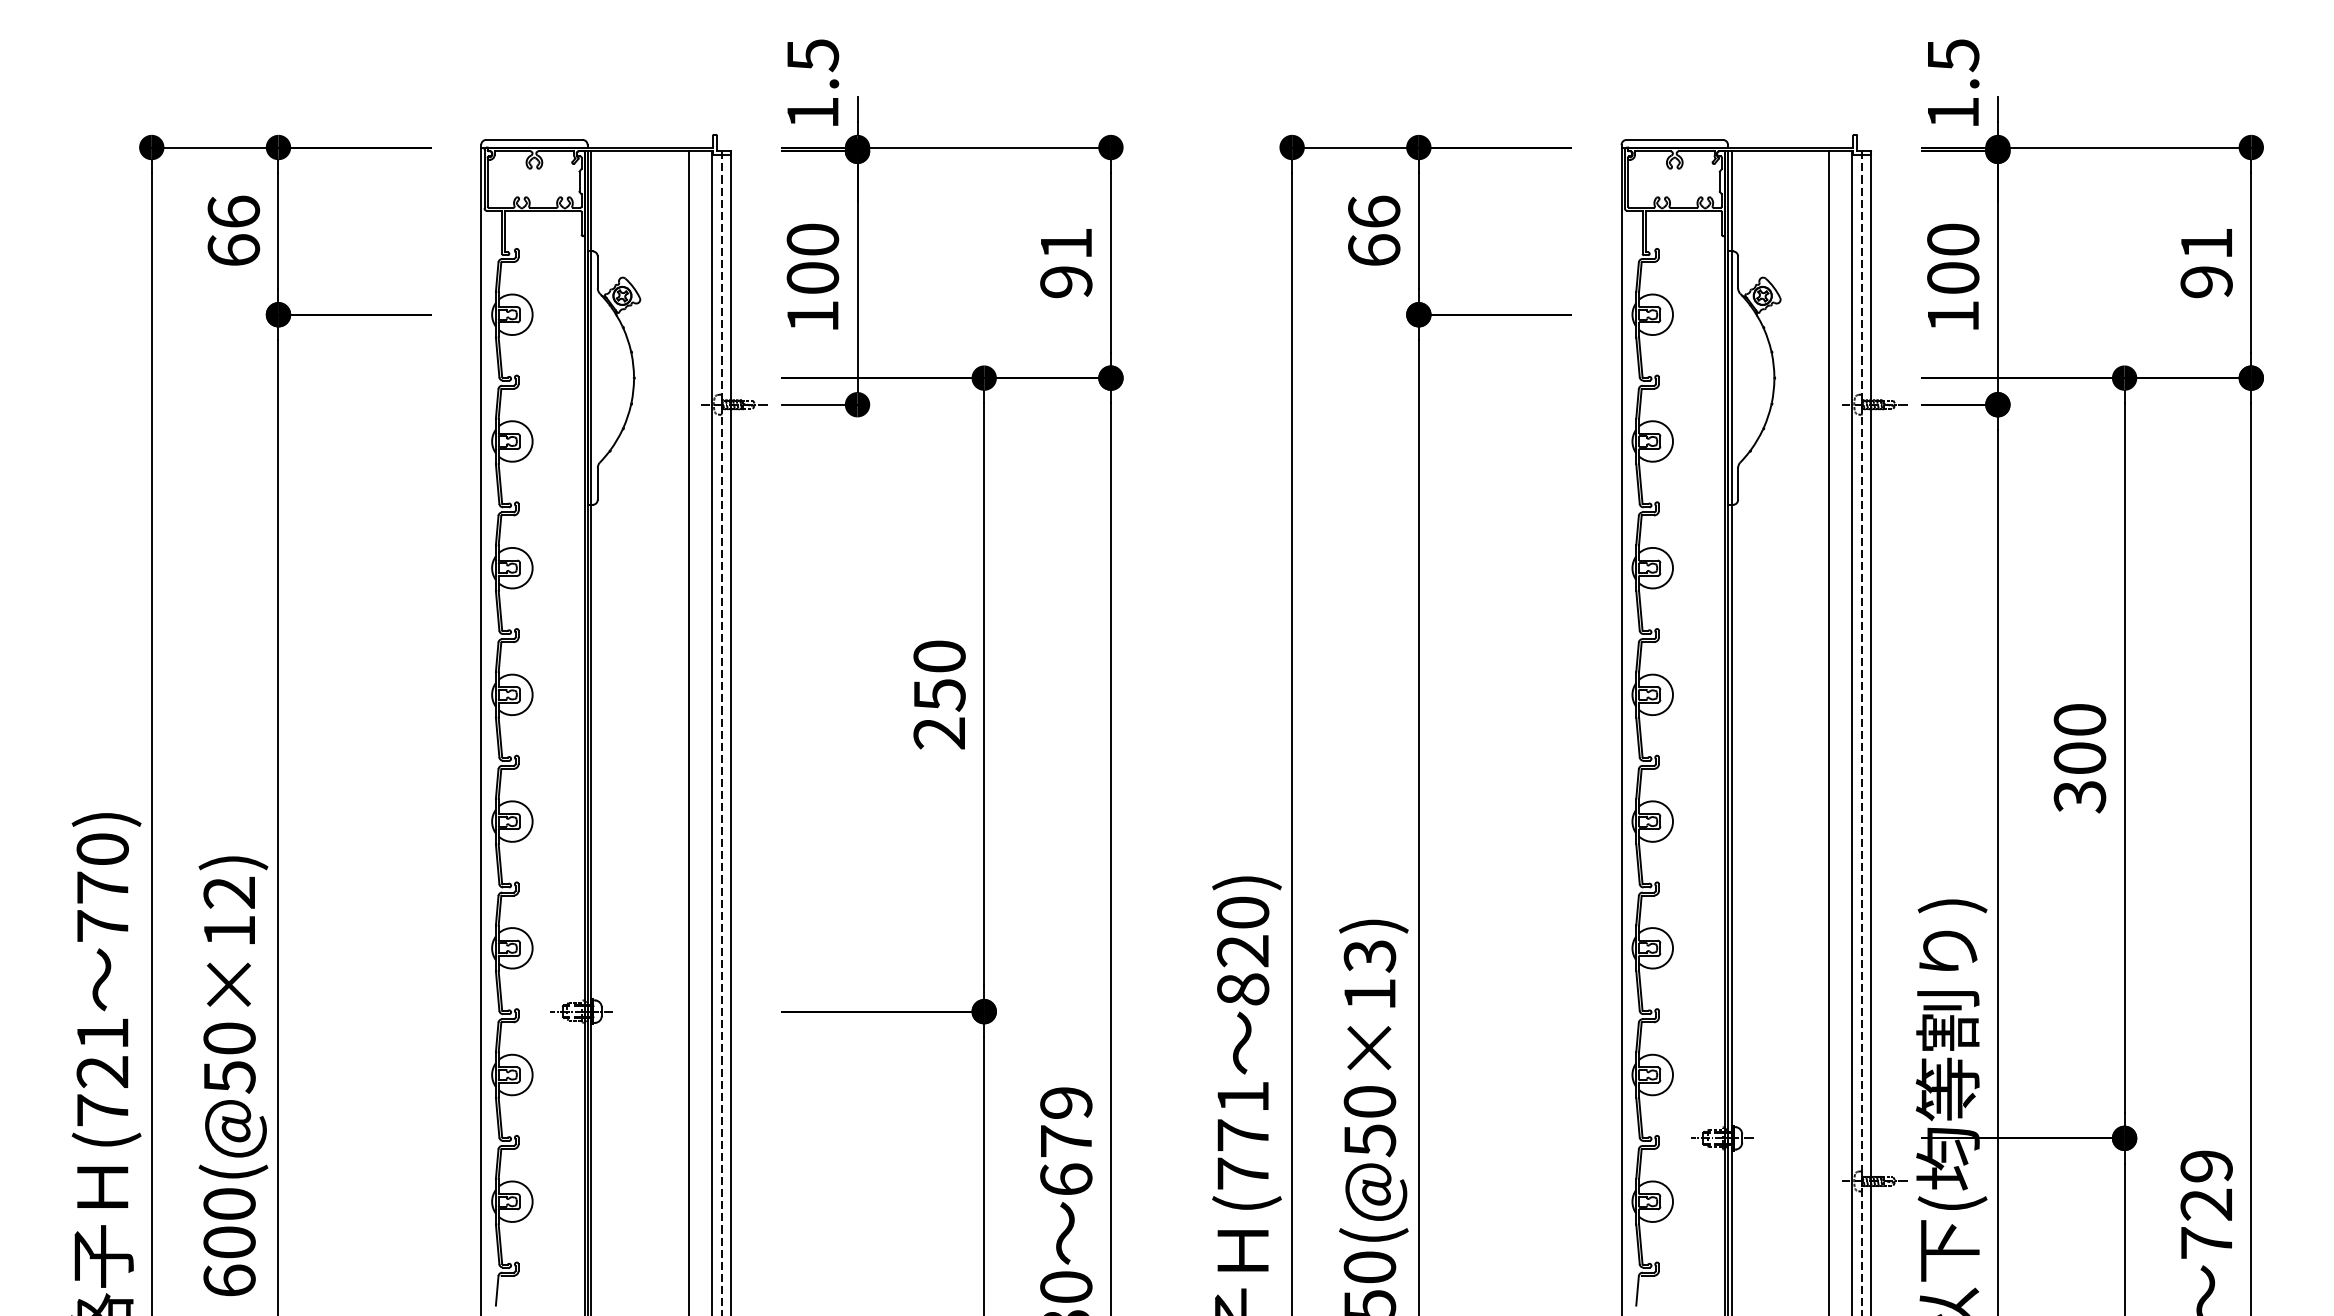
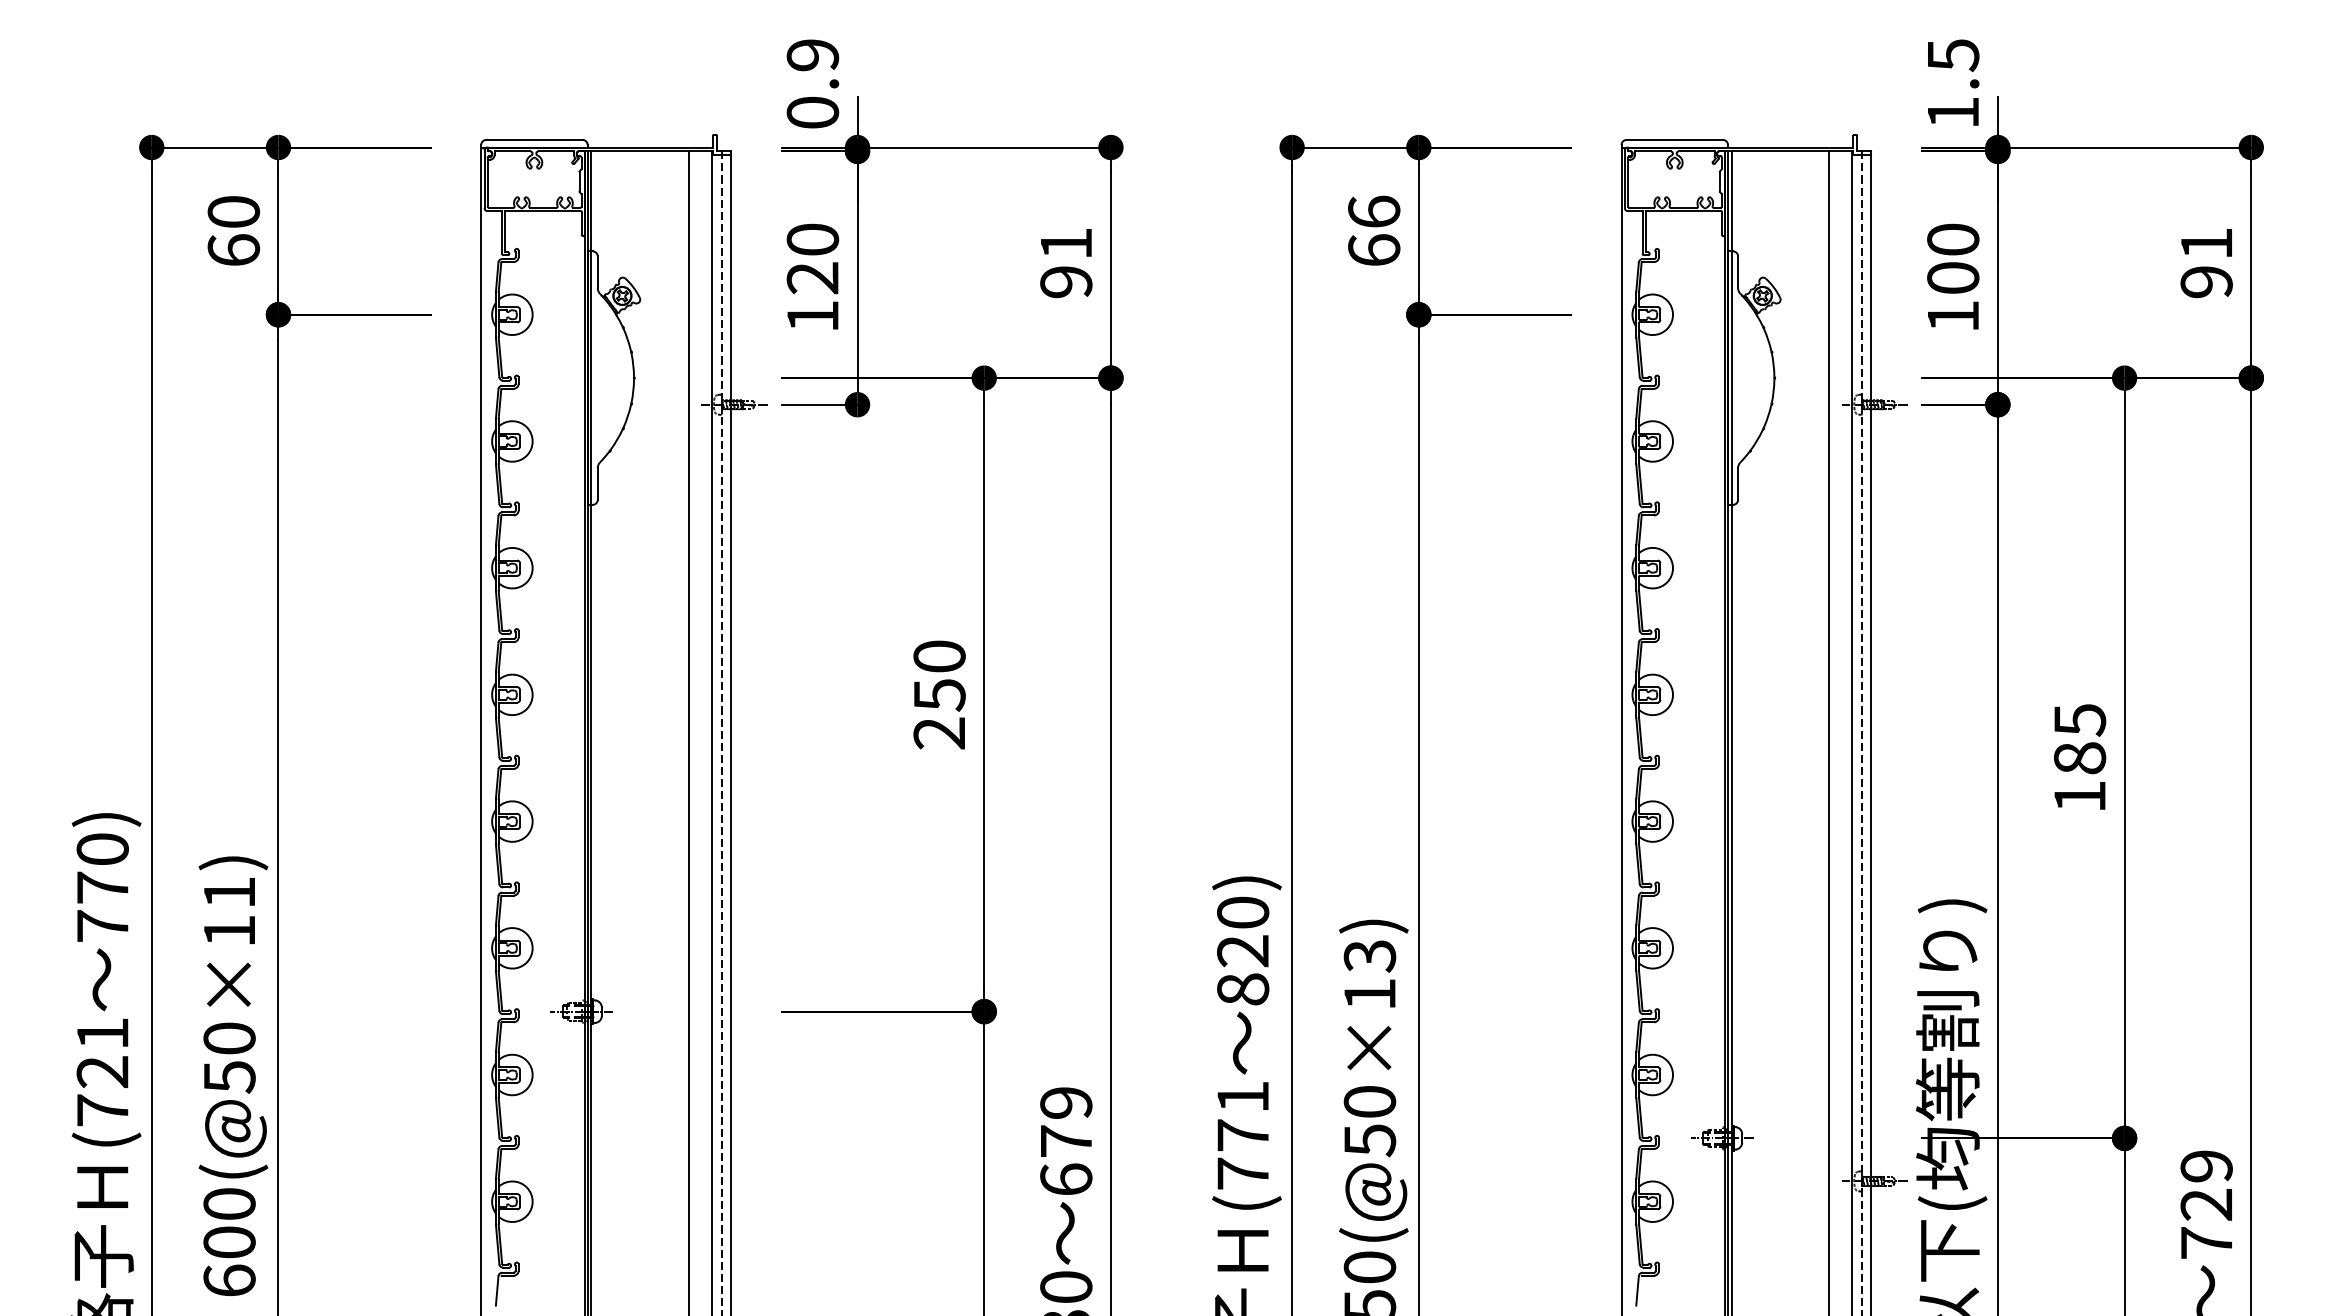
text: 1.5 -> 0.9 (812, 83)
text: 66 -> 60 (233, 211)
text: 100 -> 120 (812, 278)
text: 300 -> 185 (2079, 758)
text: 600(@50×12) -> 600(@50×11) (228, 892)
